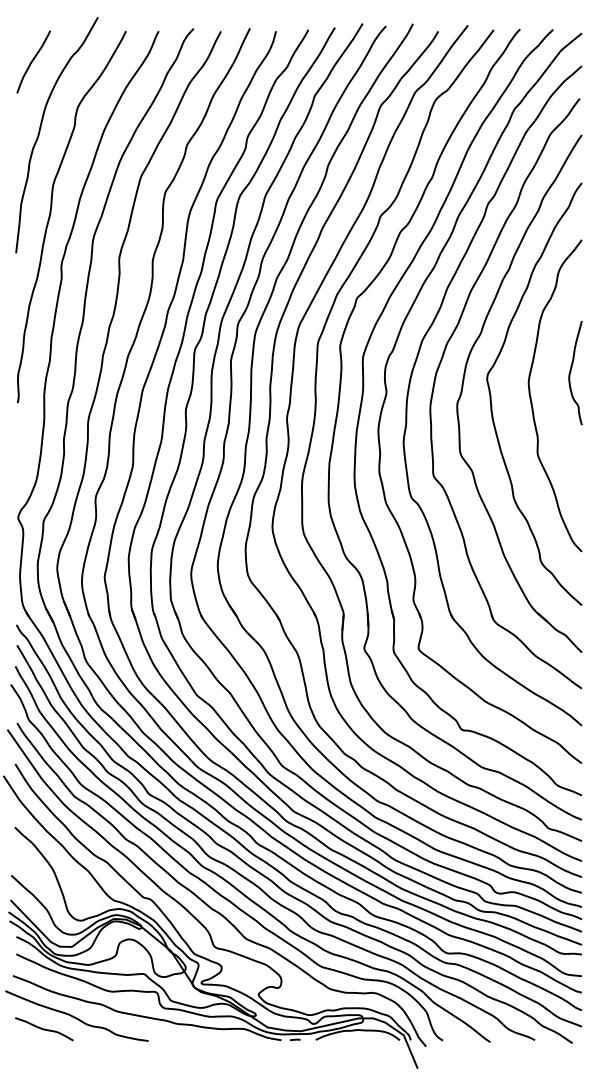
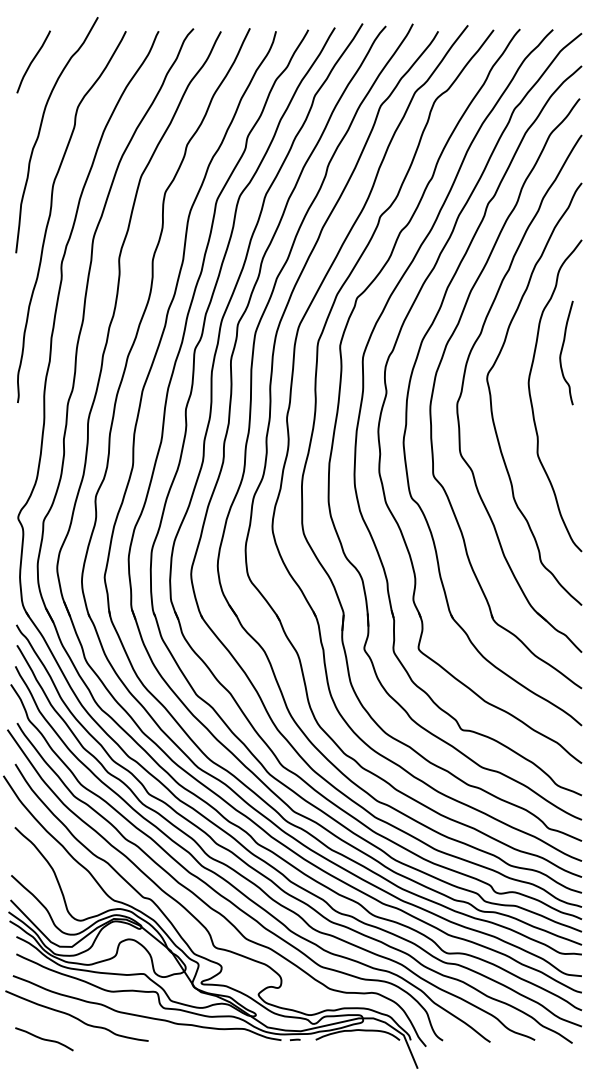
curve position: (571, 371) -> (562, 351) (562, 351)
curve position: (44, 1029) -> (44, 1039) (44, 1039)
